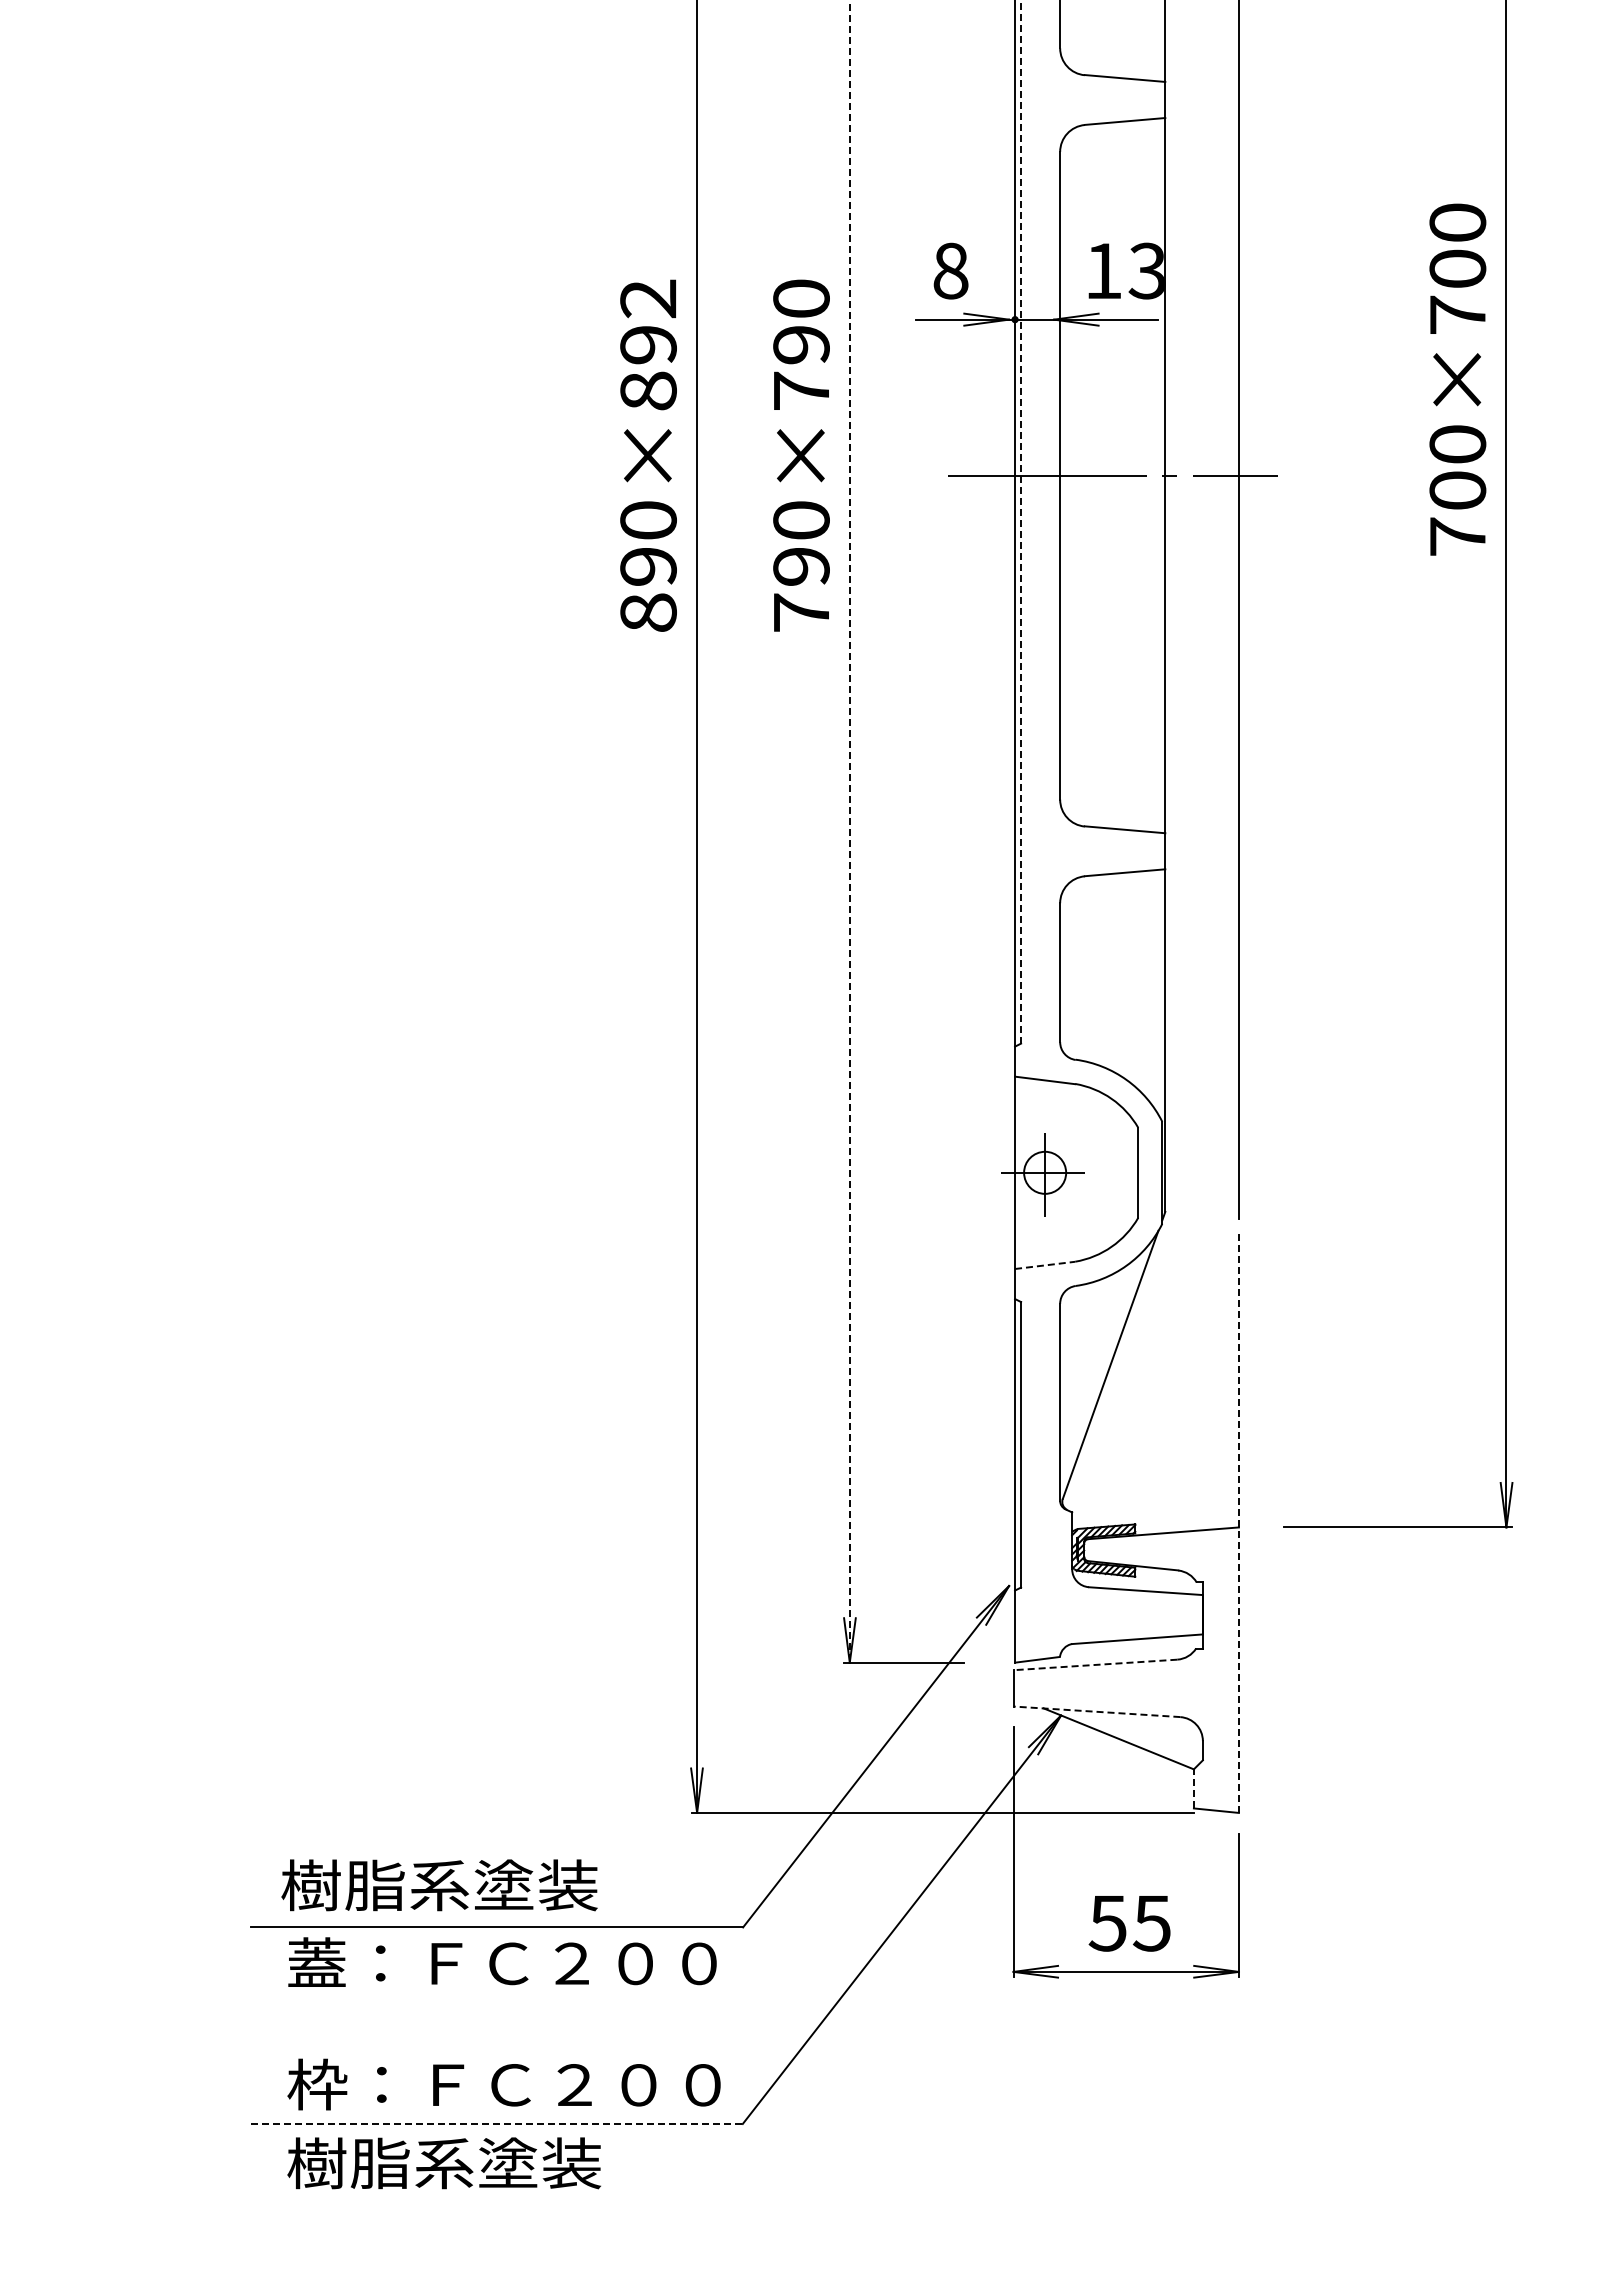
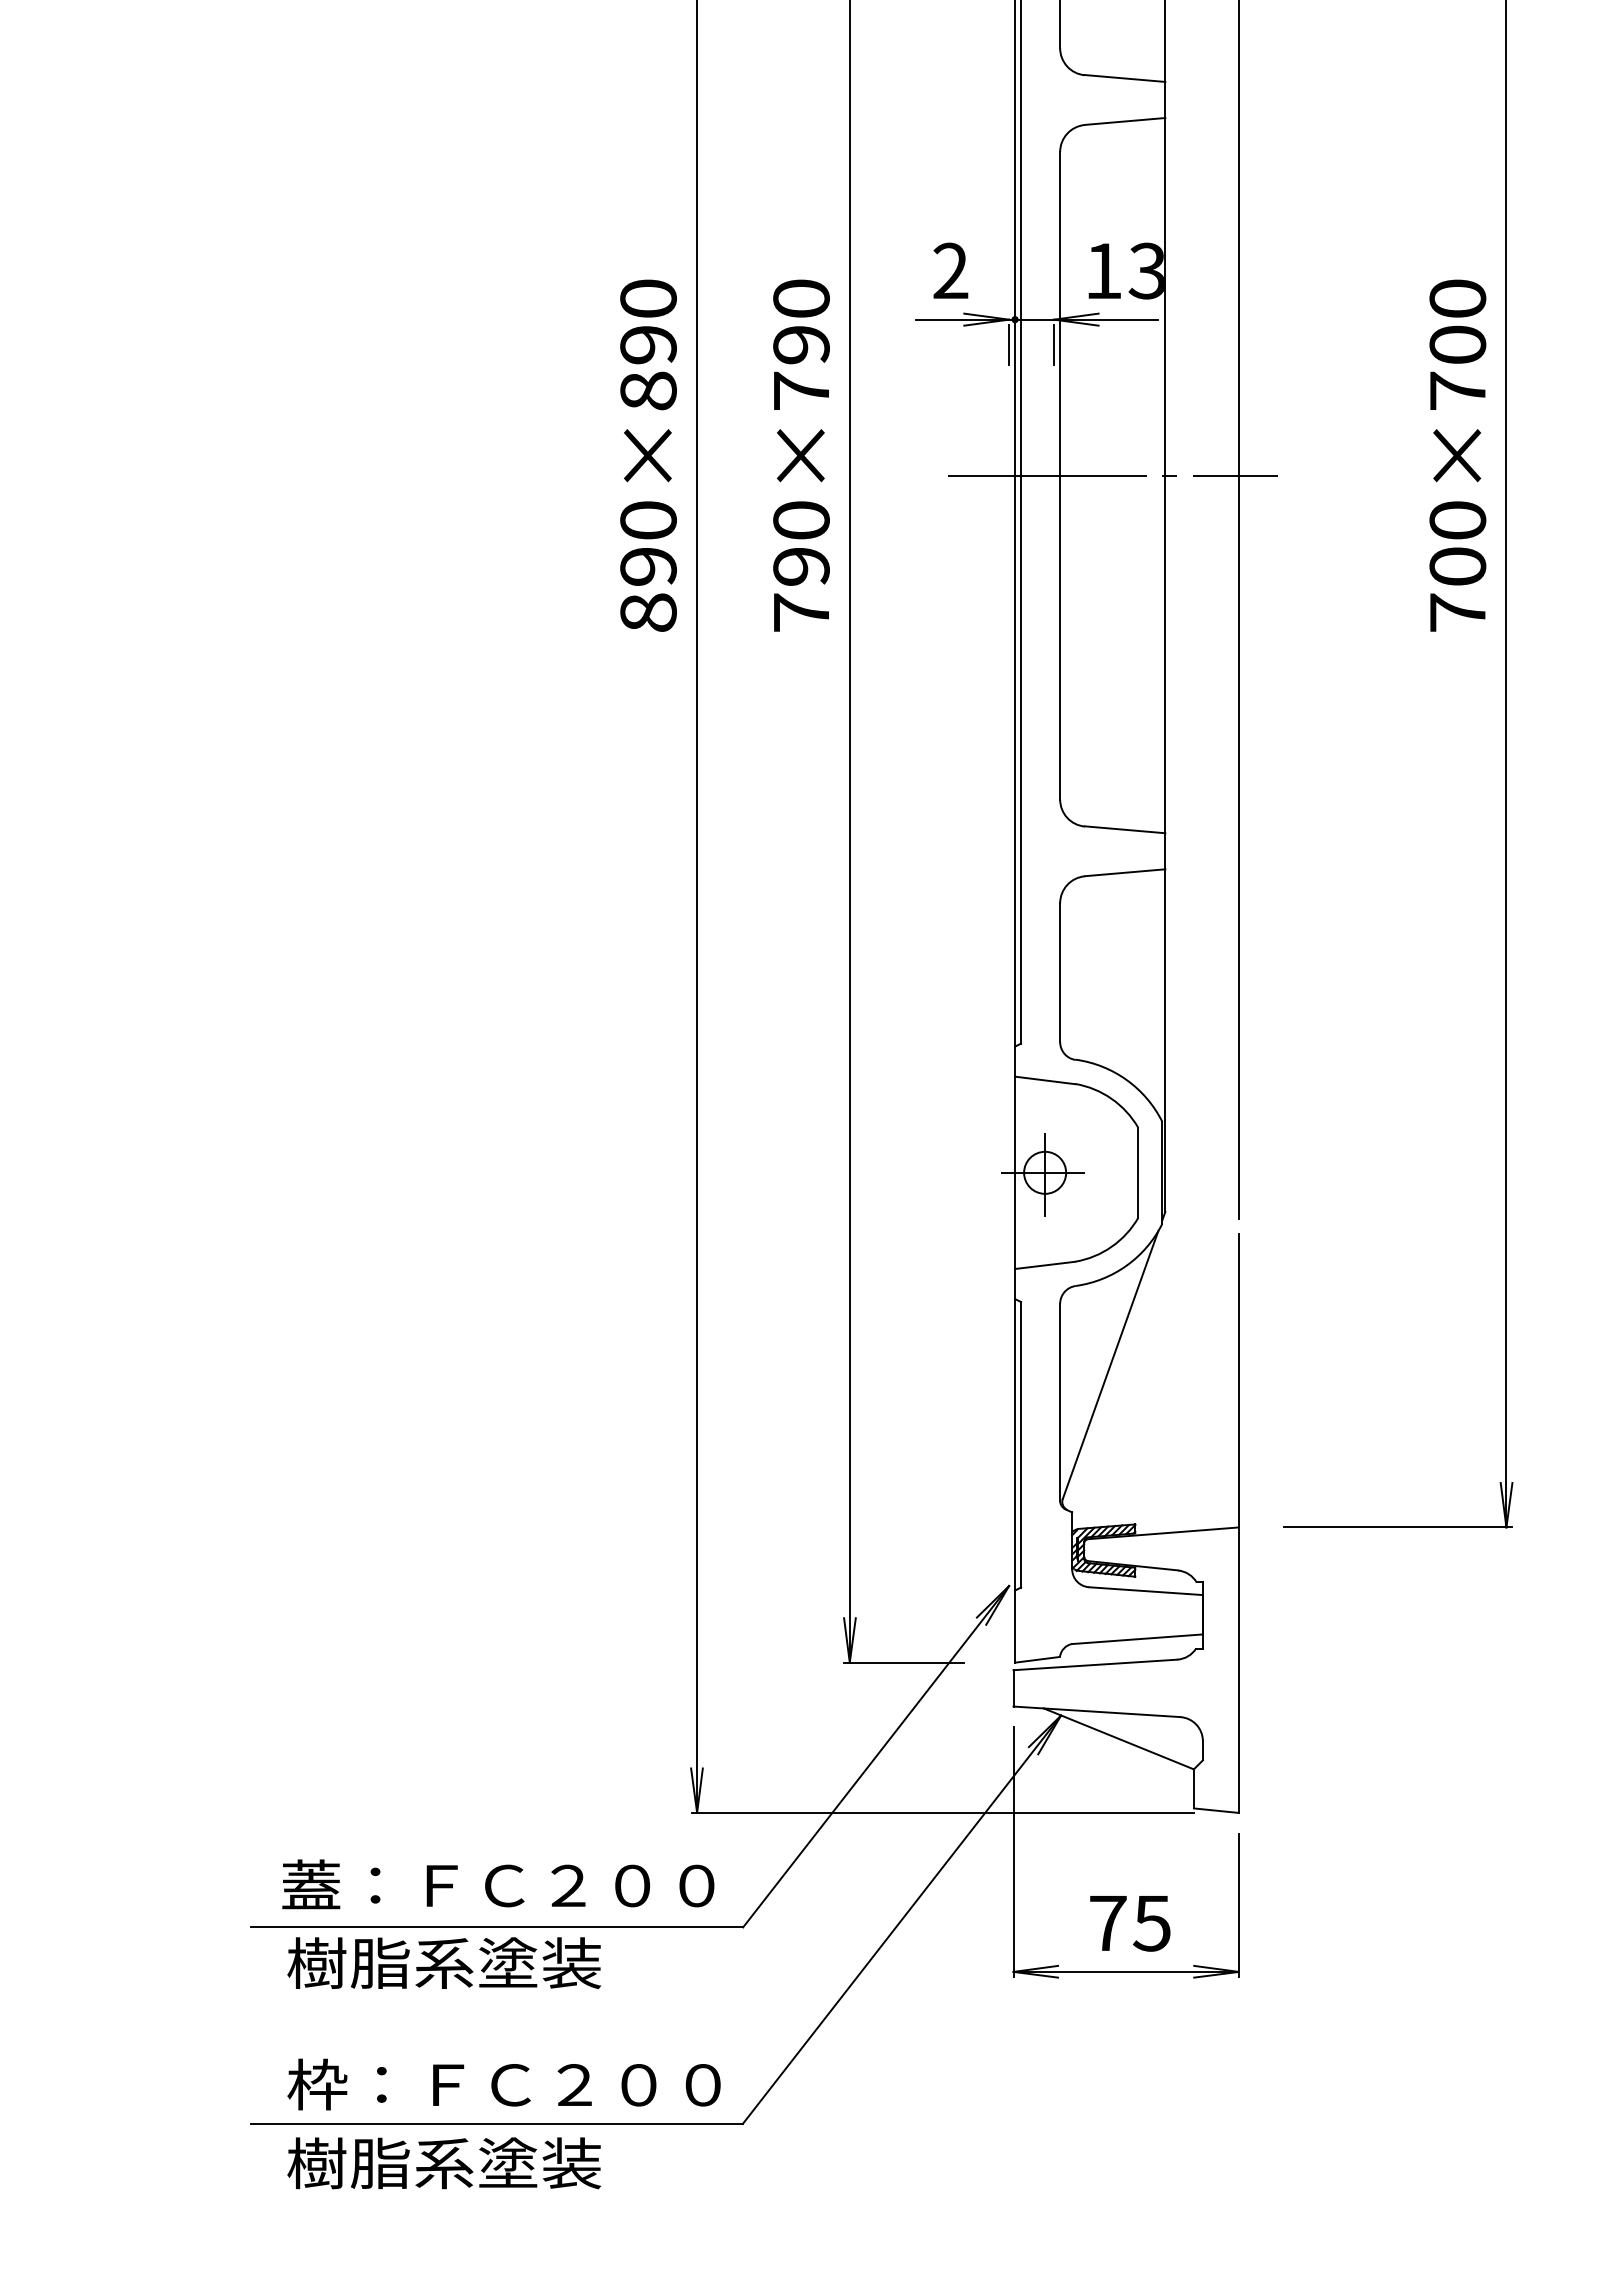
text: 8 -> 2 (950, 270)
text: 890×892 -> 890×890 (648, 298)
line: none -> present (1009, 344)
line: none -> present (1054, 344)
text position: (1457, 379) -> (1457, 455) (1457, 455)
line: dashed -> solid (1021, 521)
line: dashed -> solid (849, 832)
line: dashed -> solid (1045, 1265)
line: dashed -> solid (1238, 1523)
line: dashed -> solid (1094, 1664)
line: dashed -> solid (1096, 1711)
line: dashed -> solid (1193, 1788)
text: 樹脂系塗装 -> 蓋：ＦＣ２００ (497, 1885)
text: 55 -> 75 (1107, 1923)
text: 蓋：ＦＣ２００ -> 樹脂系塗装 (501, 1963)
line: dashed -> solid (497, 2123)
